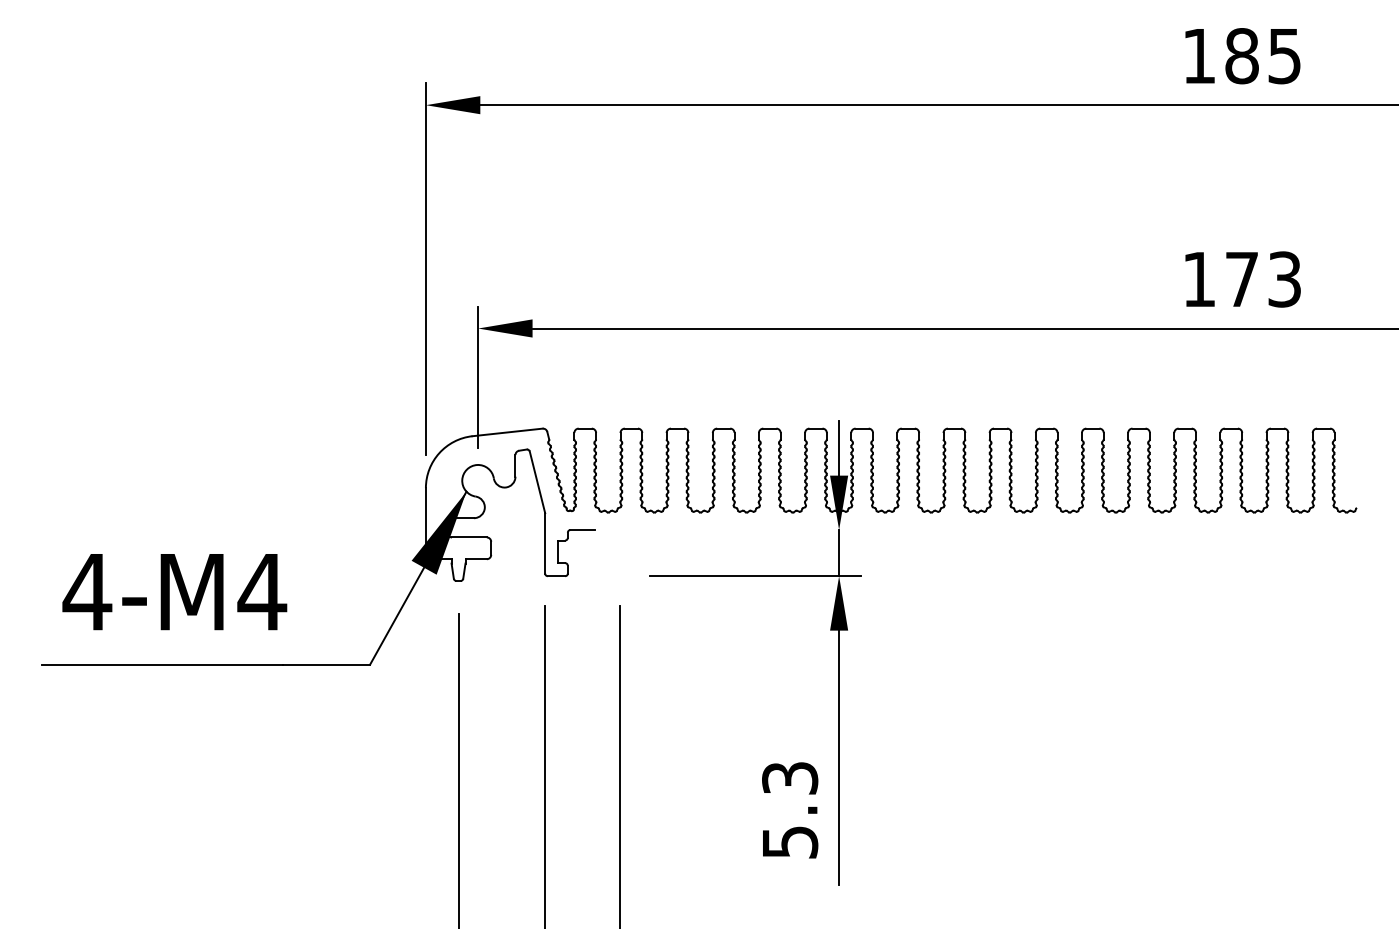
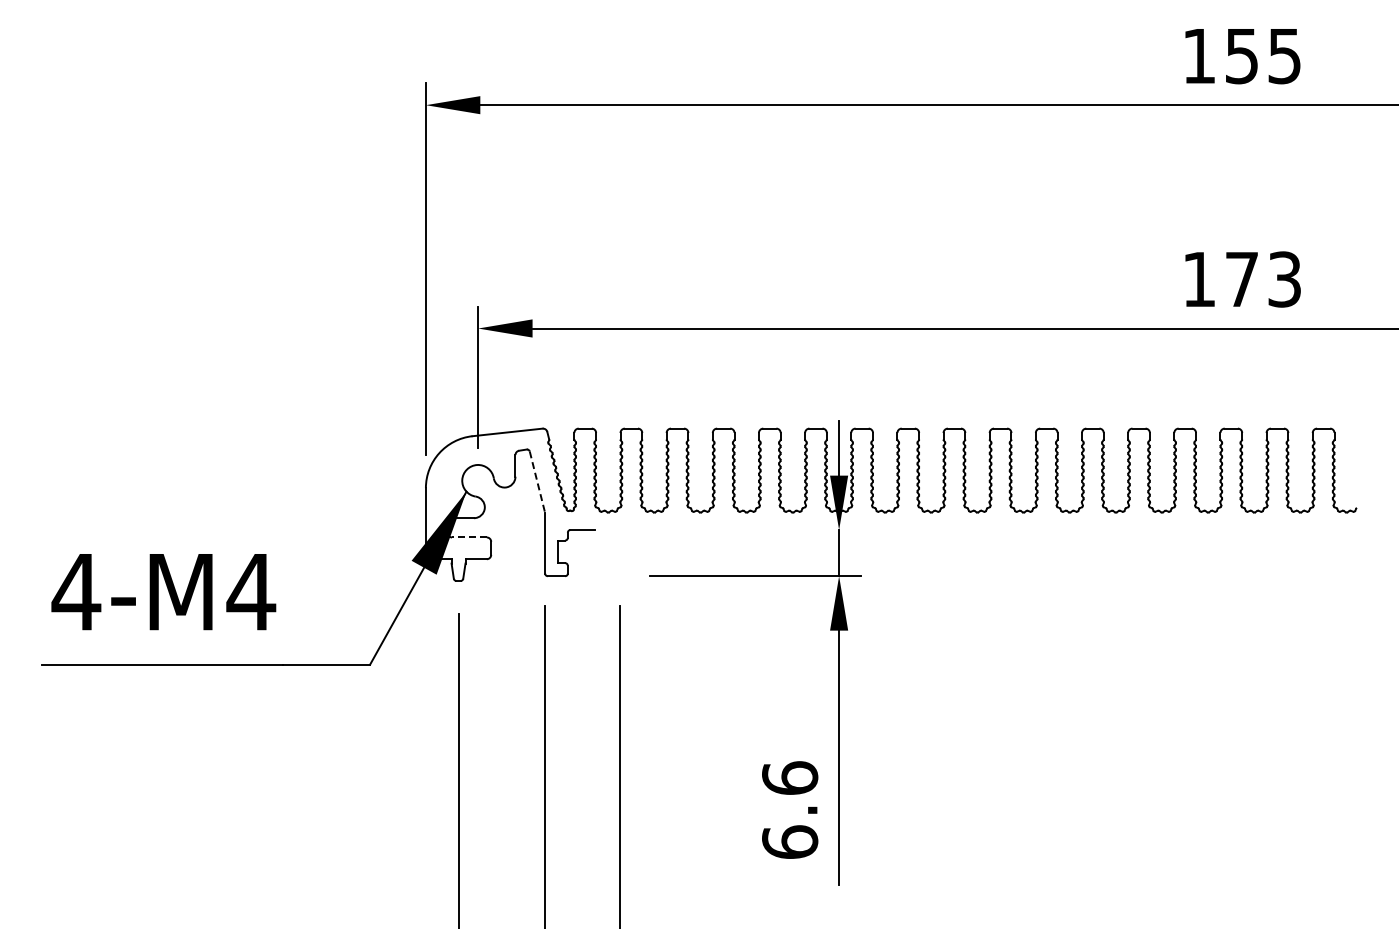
text: 185 -> 155 (1241, 56)
line: solid -> dashed (537, 482)
line: solid -> dashed (468, 537)
text position: (174, 592) -> (163, 592) (163, 592)
text: 5.3 -> 6.6 (790, 809)
